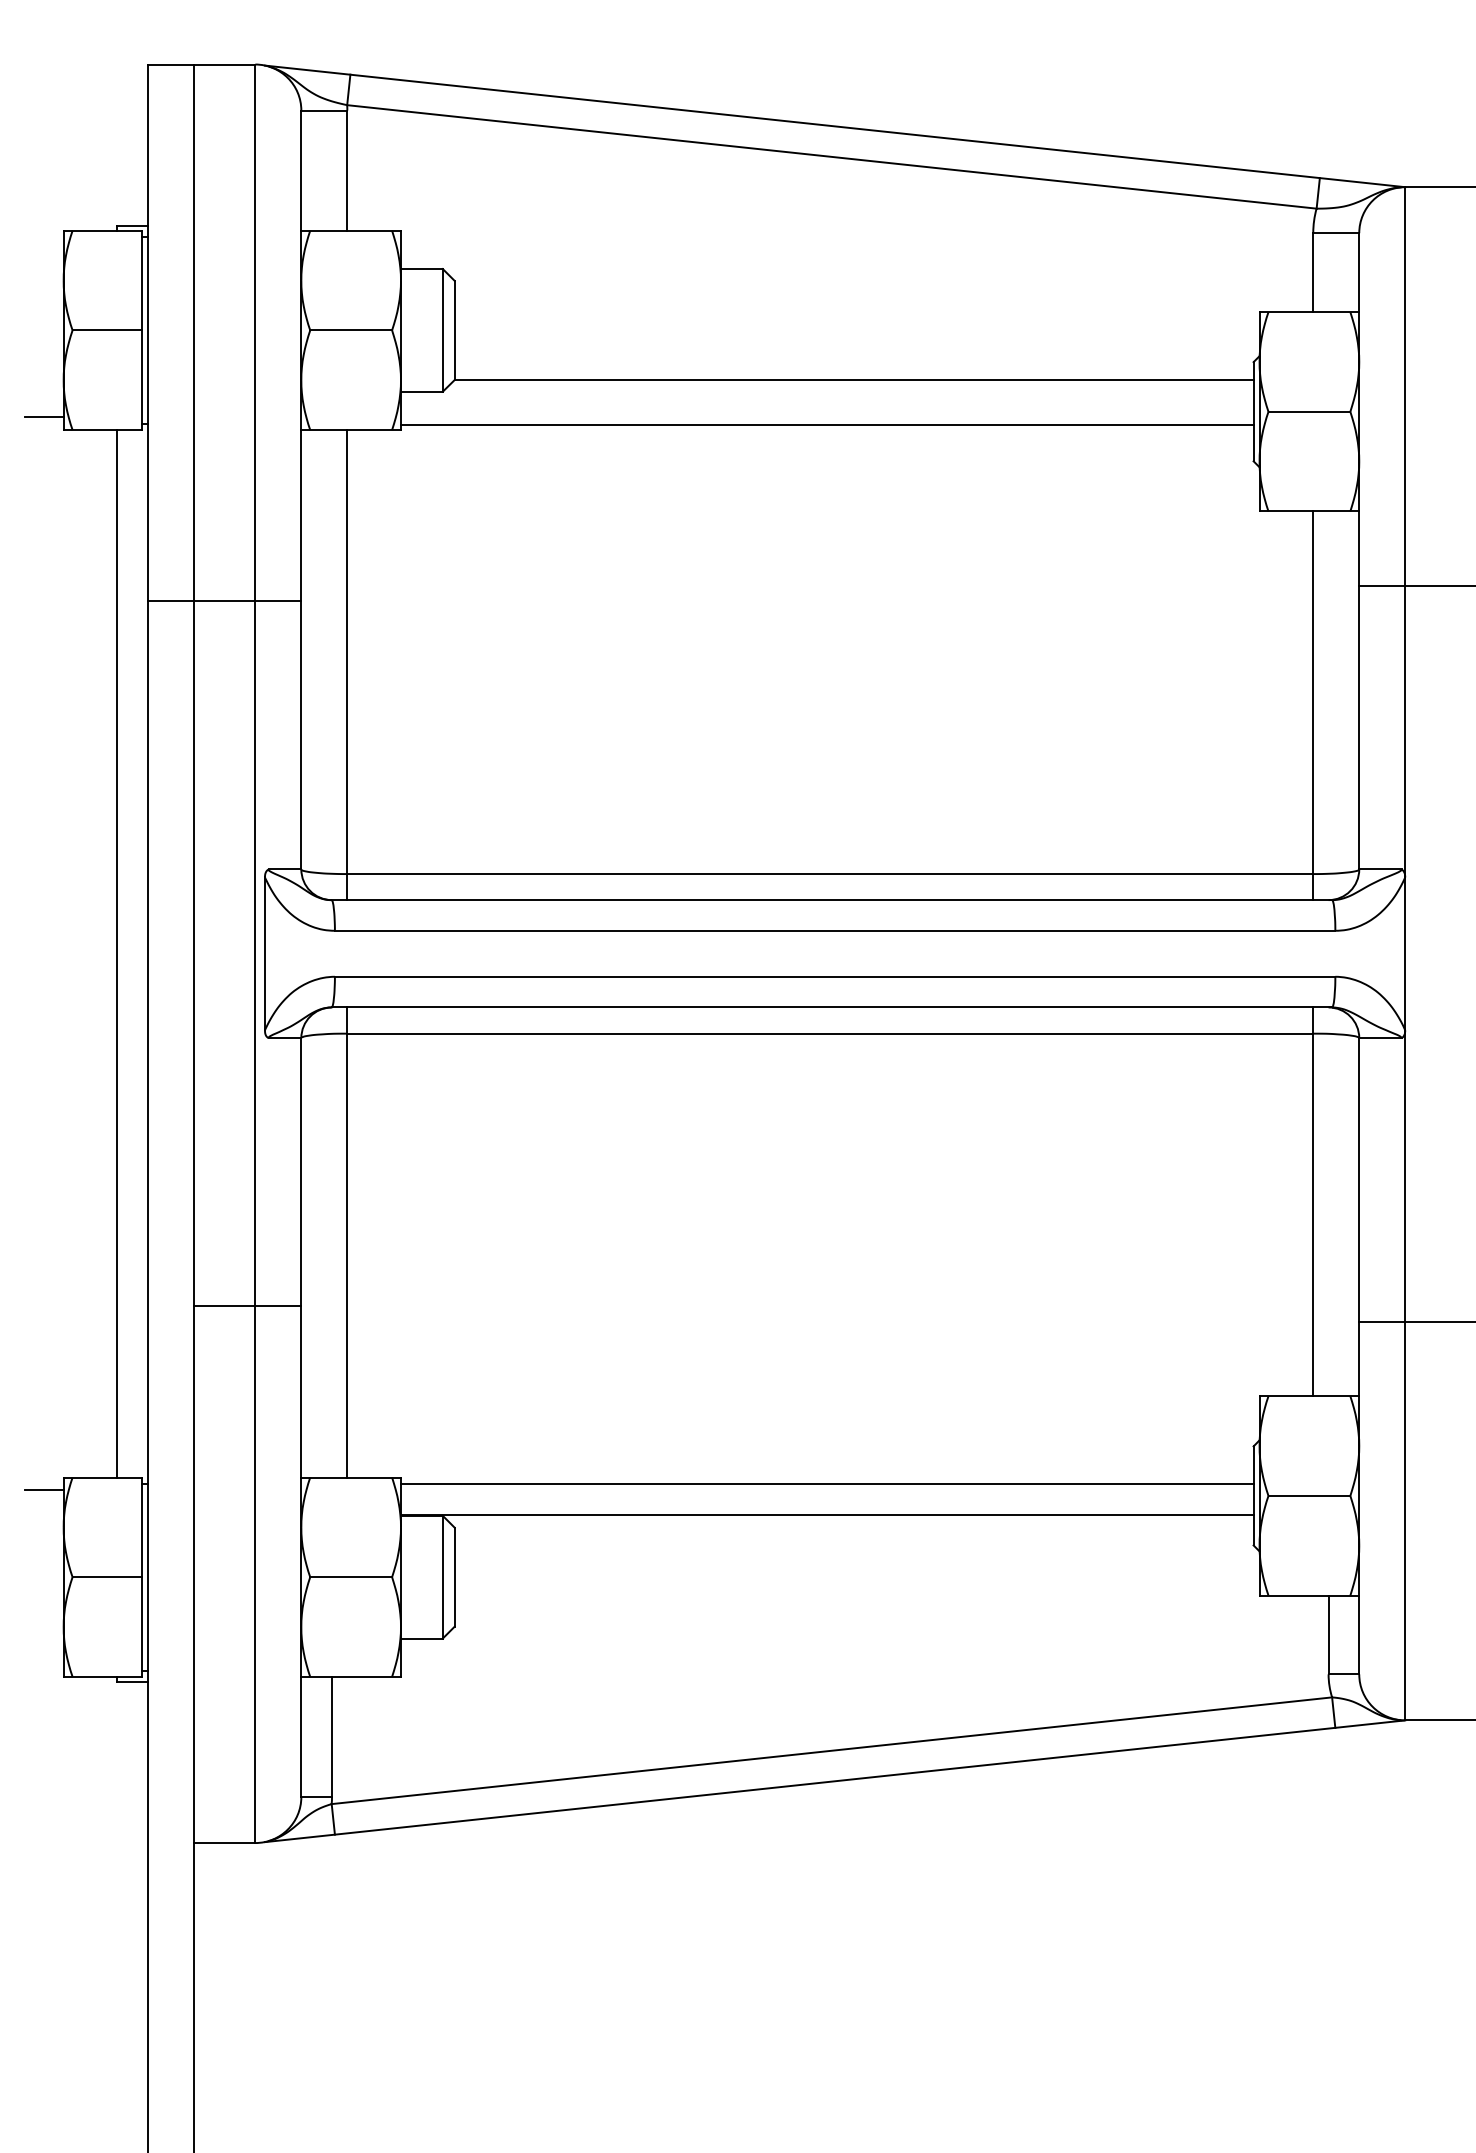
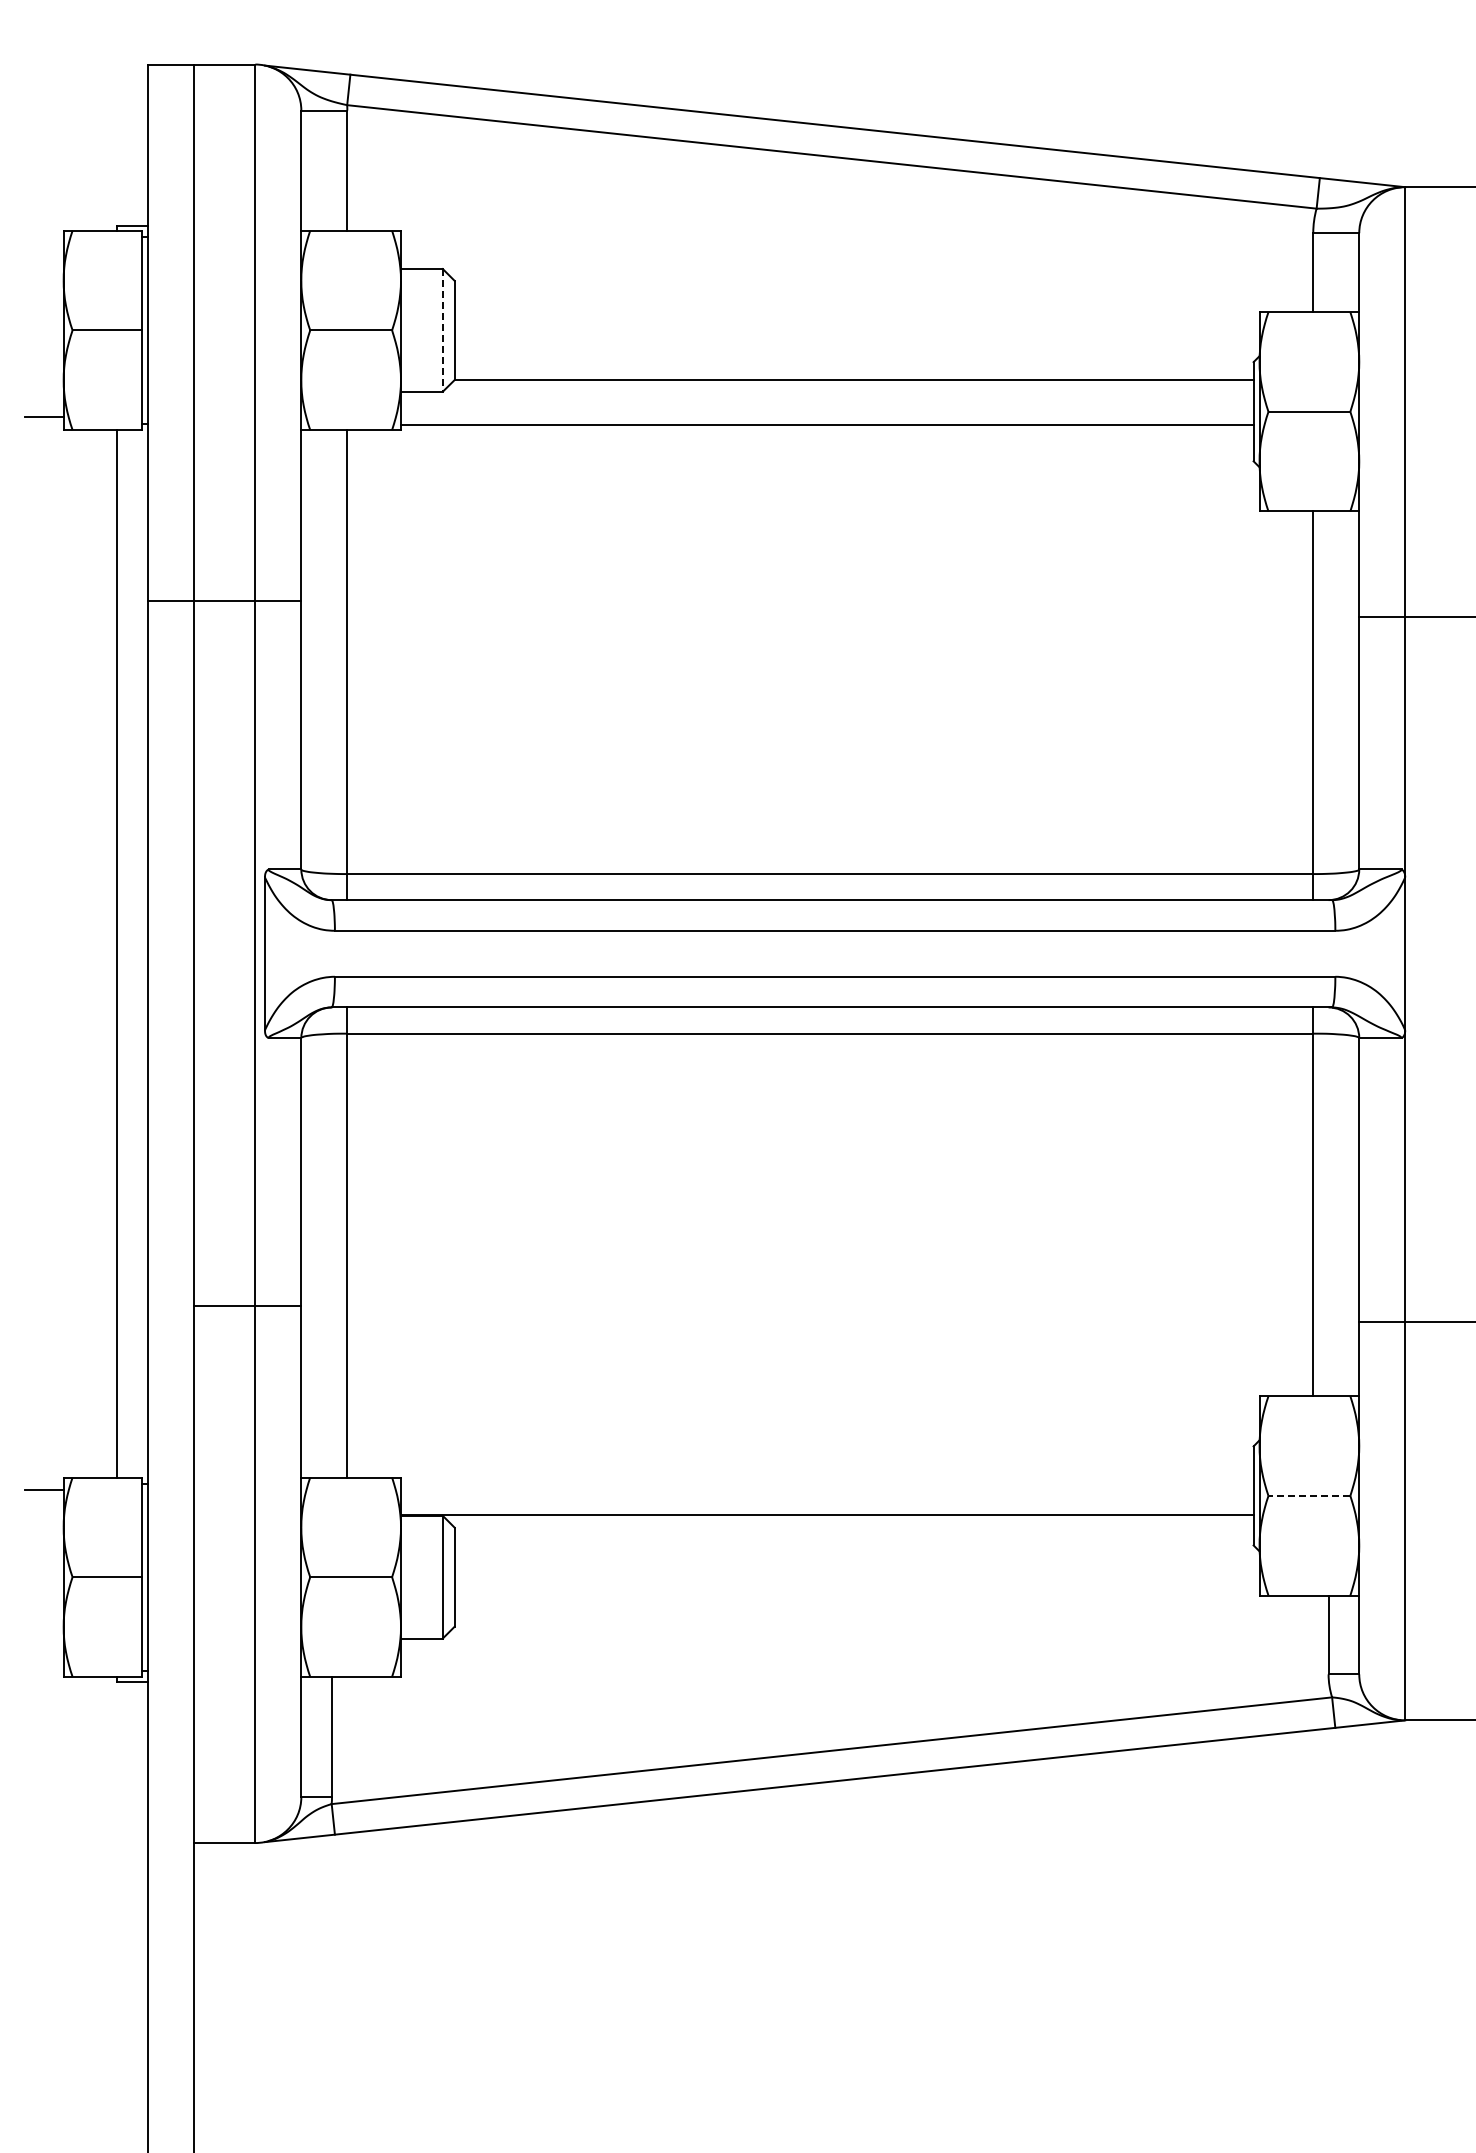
line: solid -> dashed (442, 330)
line position: (1415, 585) -> (1415, 616) (1415, 616)
line: present -> none (827, 1484)
line: solid -> dashed (1309, 1495)
